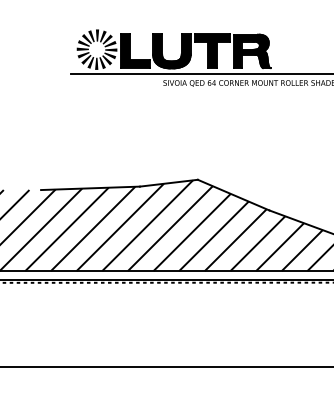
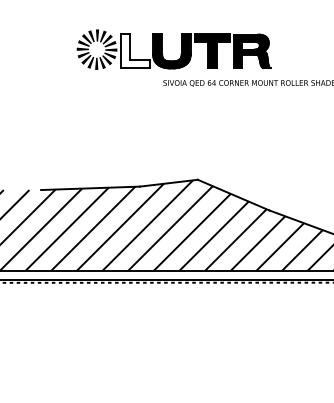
fill: present -> none (135, 50)
line: present -> none (200, 73)
line: present -> none (166, 367)
